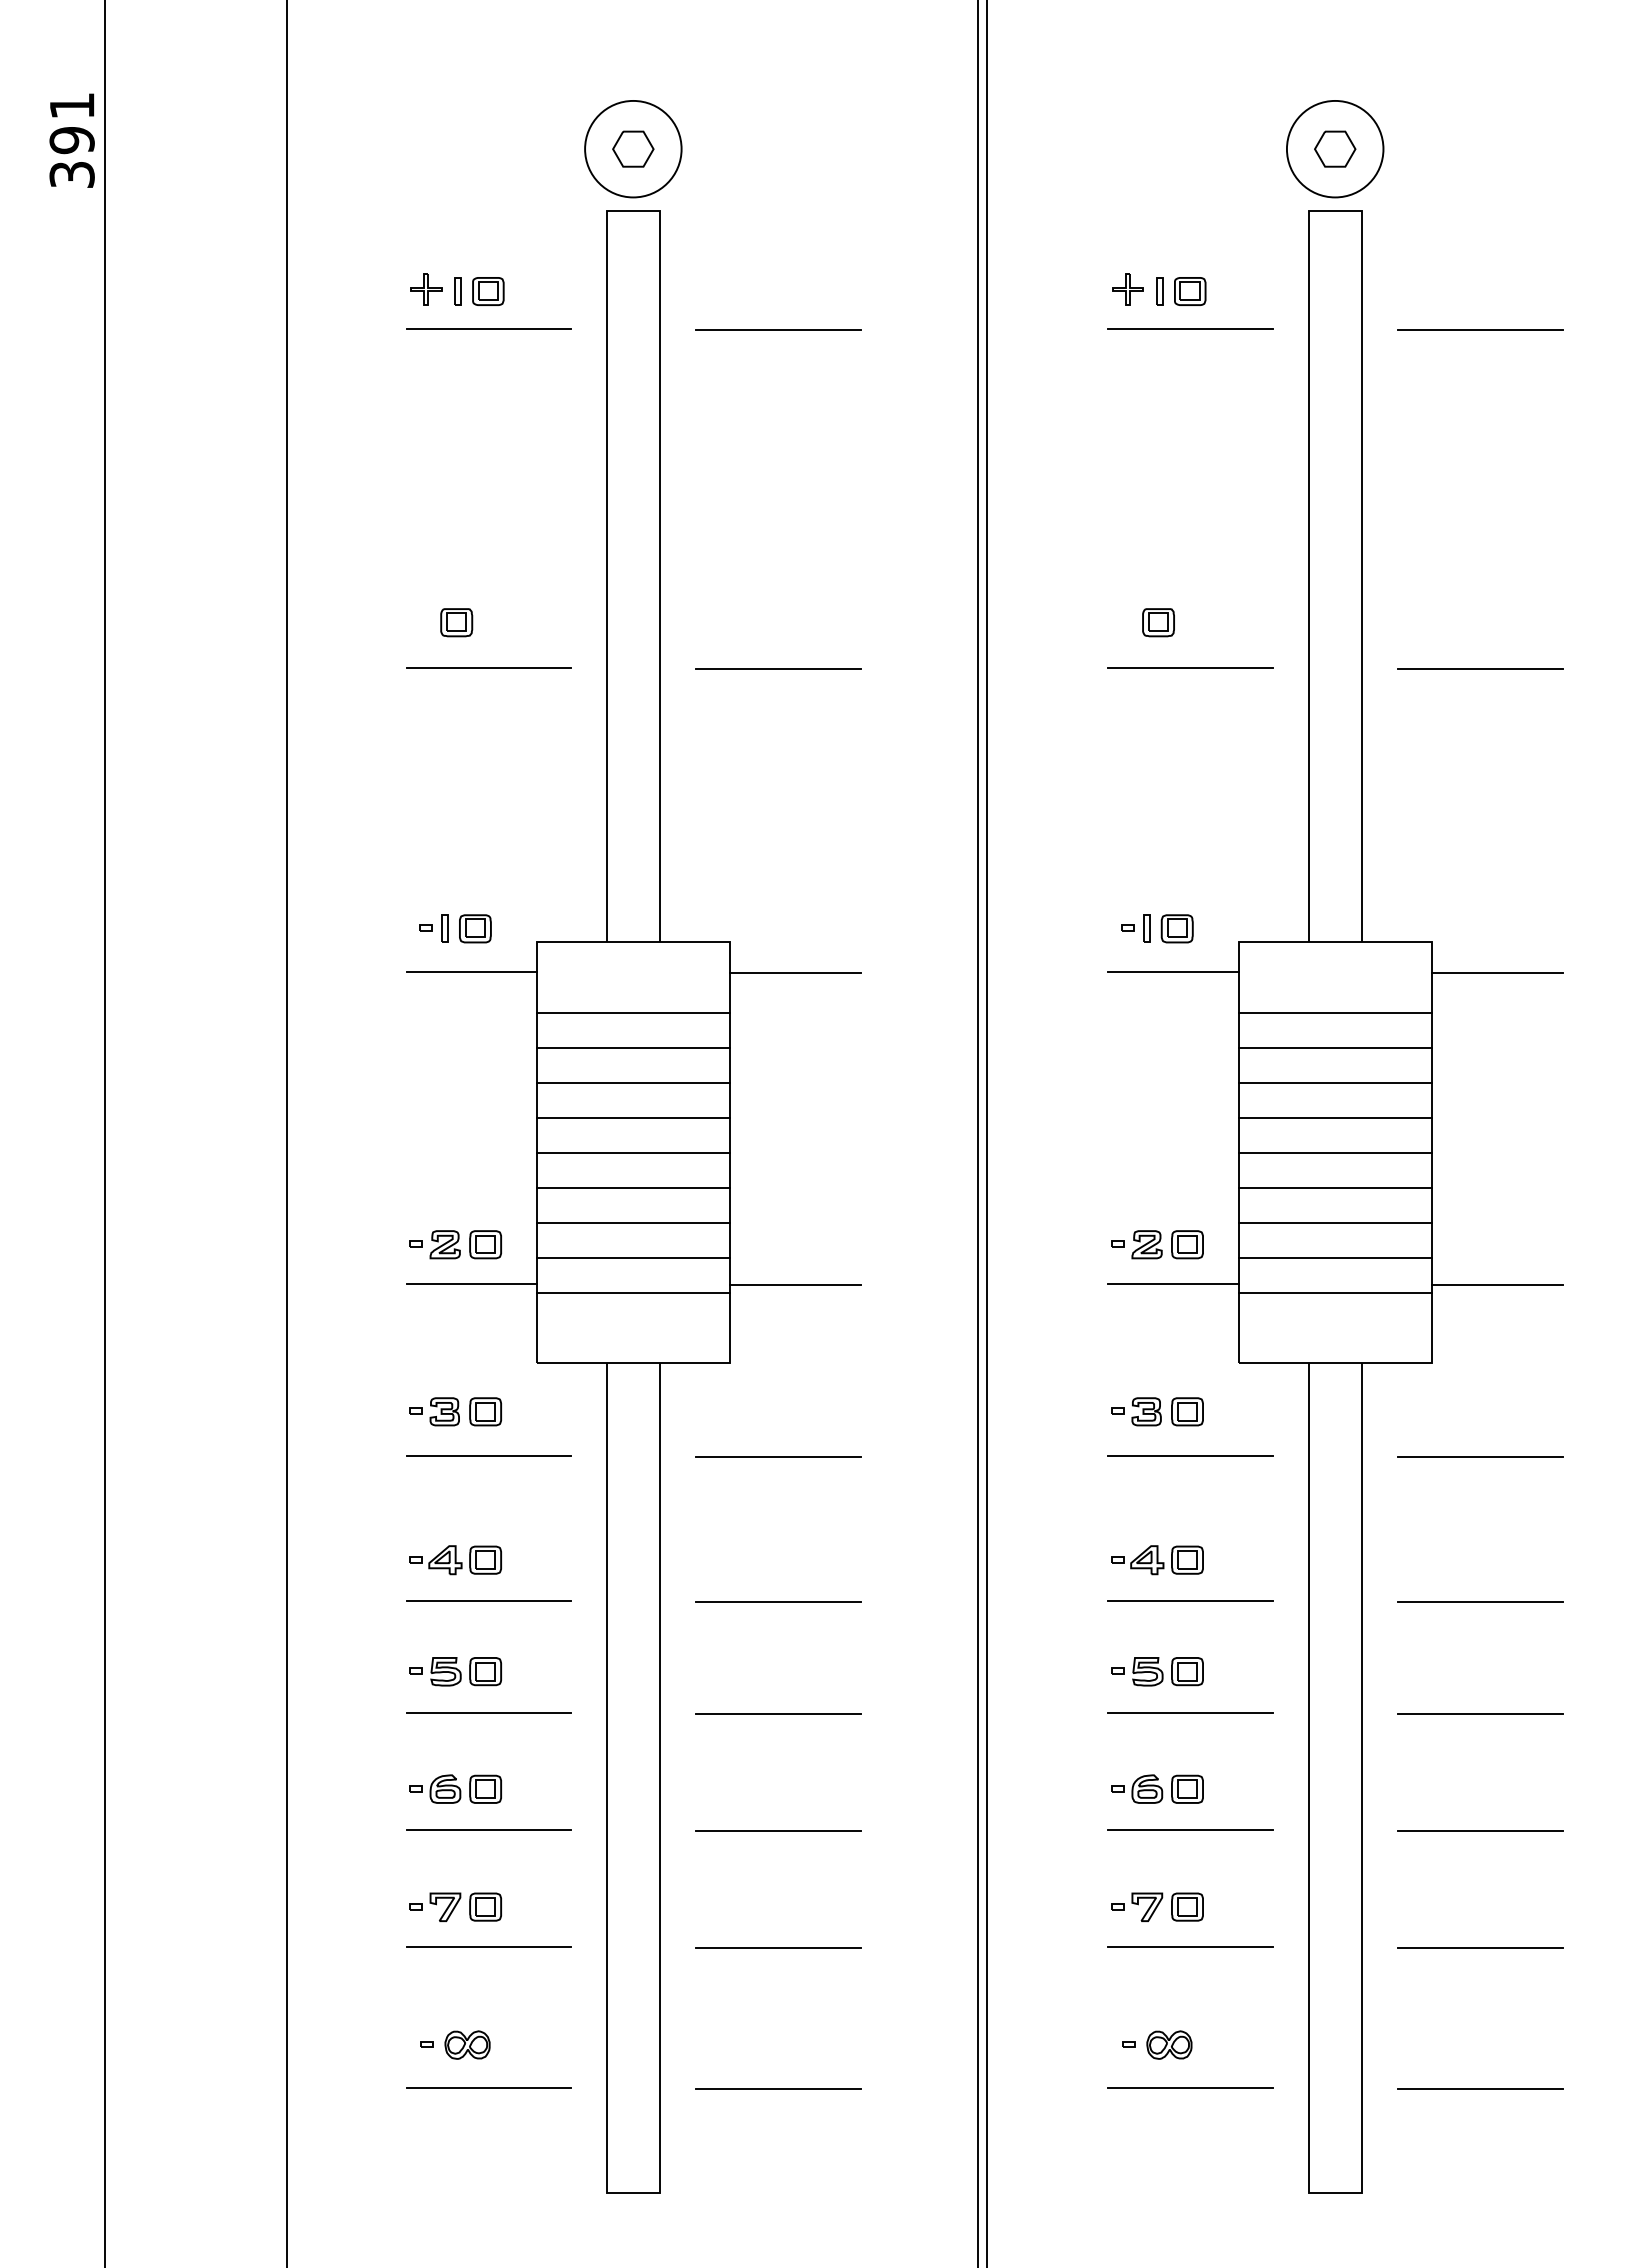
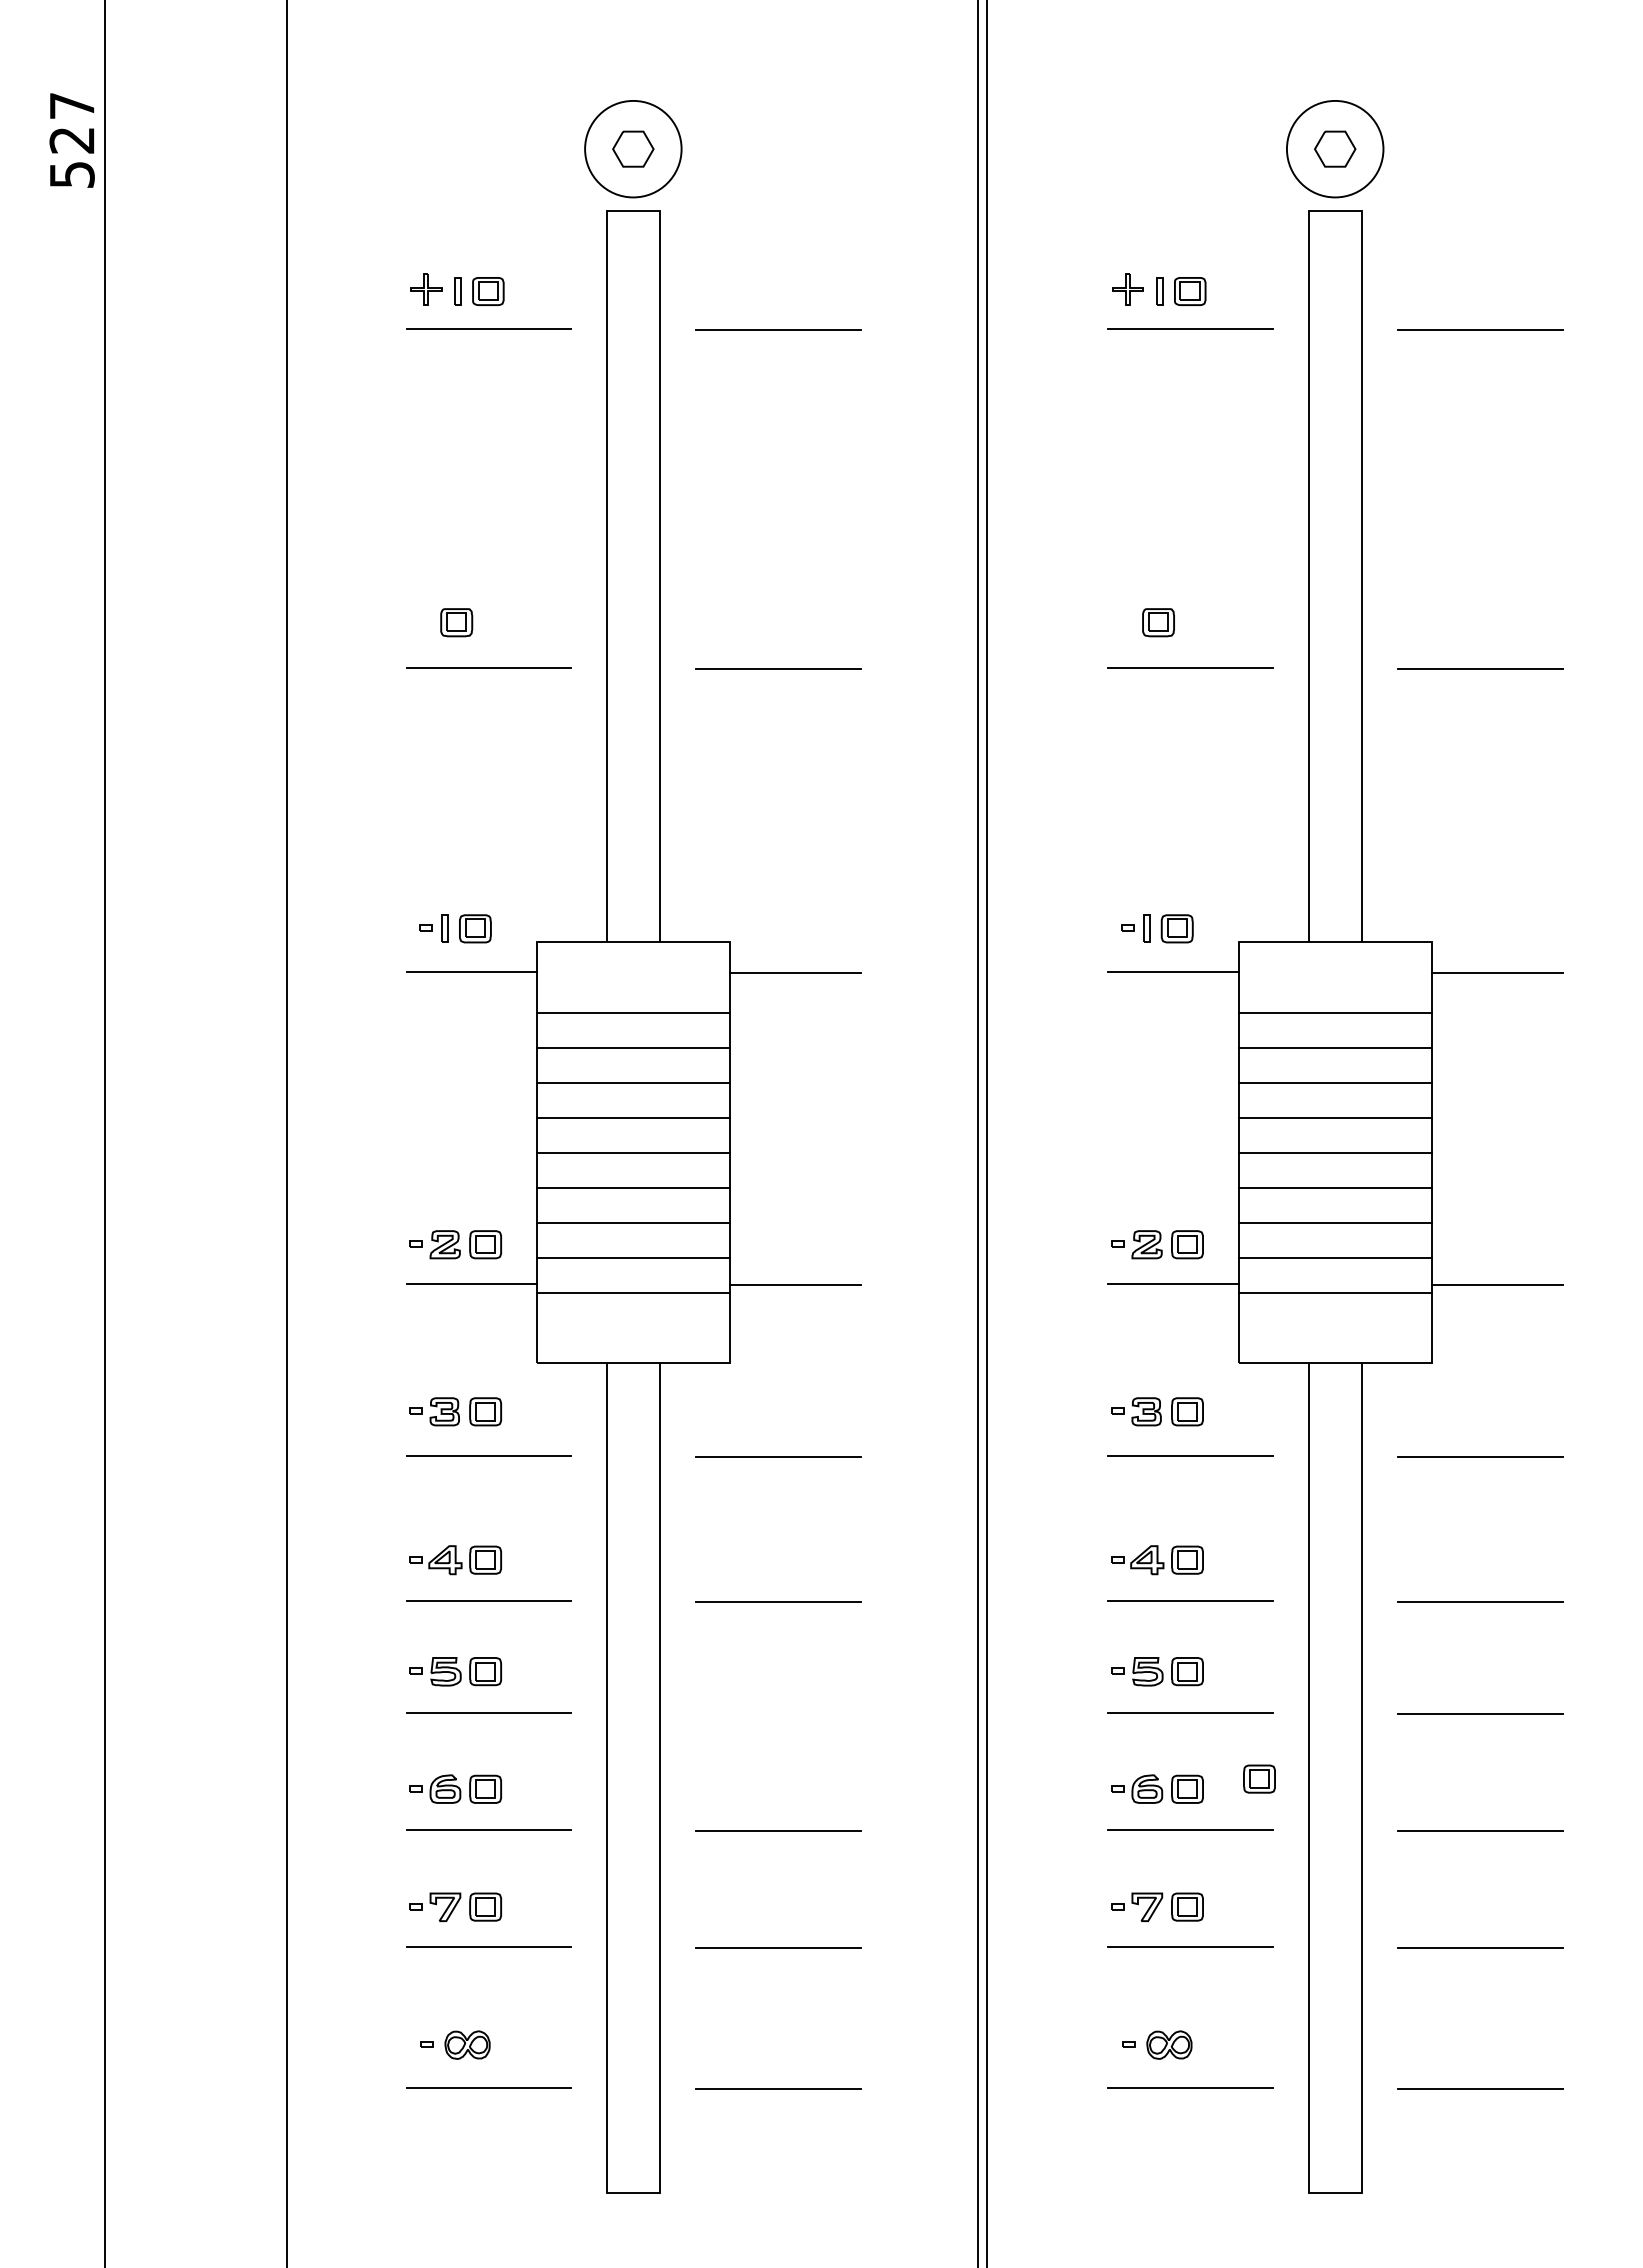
text: 391 -> 527 (71, 140)
line: present -> none (778, 1713)
part: none -> present (1259, 1778)
